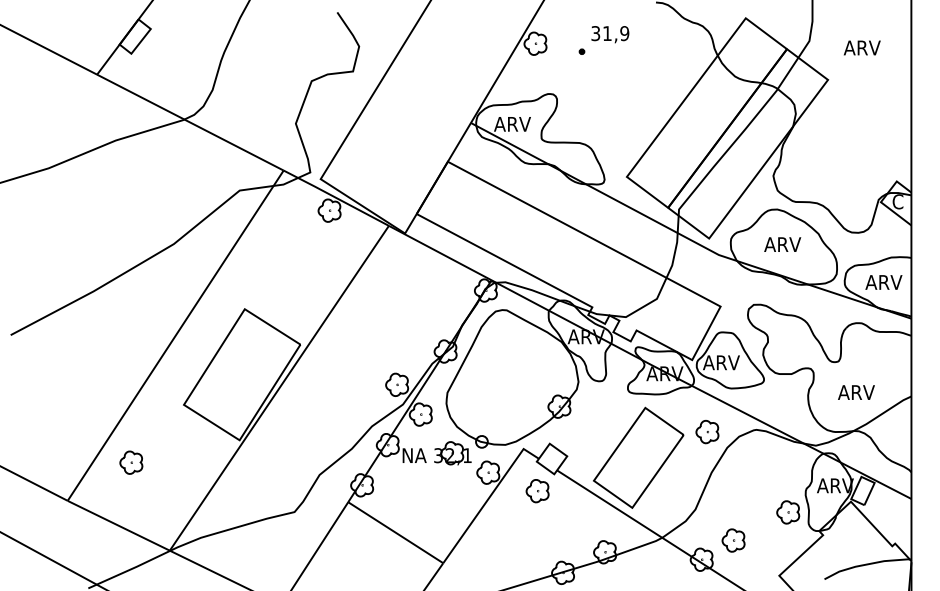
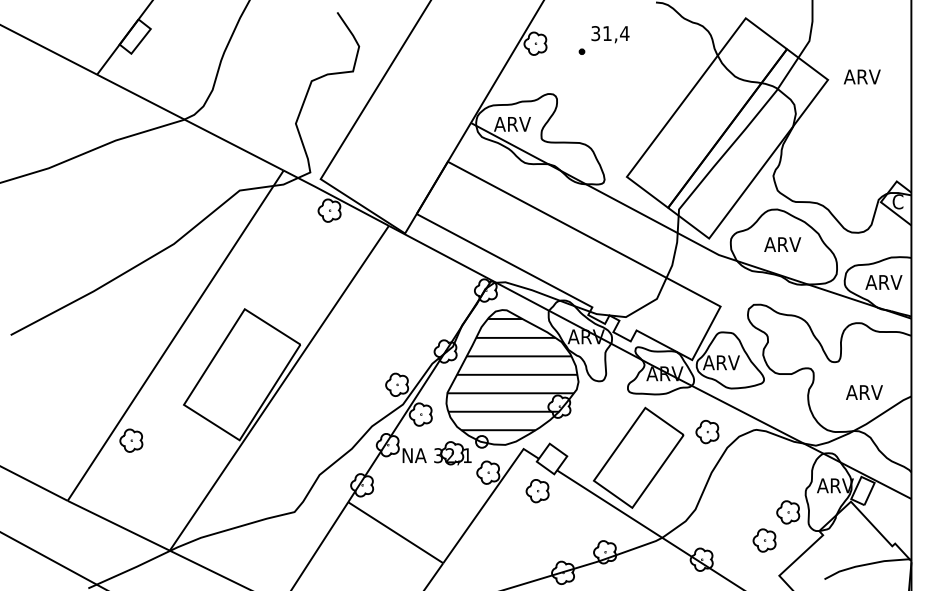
text: 31,9 -> 31,4 (624, 33)
text position: (861, 47) -> (861, 76) (861, 76)
hatch: none -> present (512, 374)
text position: (856, 392) -> (864, 392) (864, 392)
part position: (131, 462) -> (131, 440) (131, 440)
part position: (733, 540) -> (764, 540) (764, 540)
